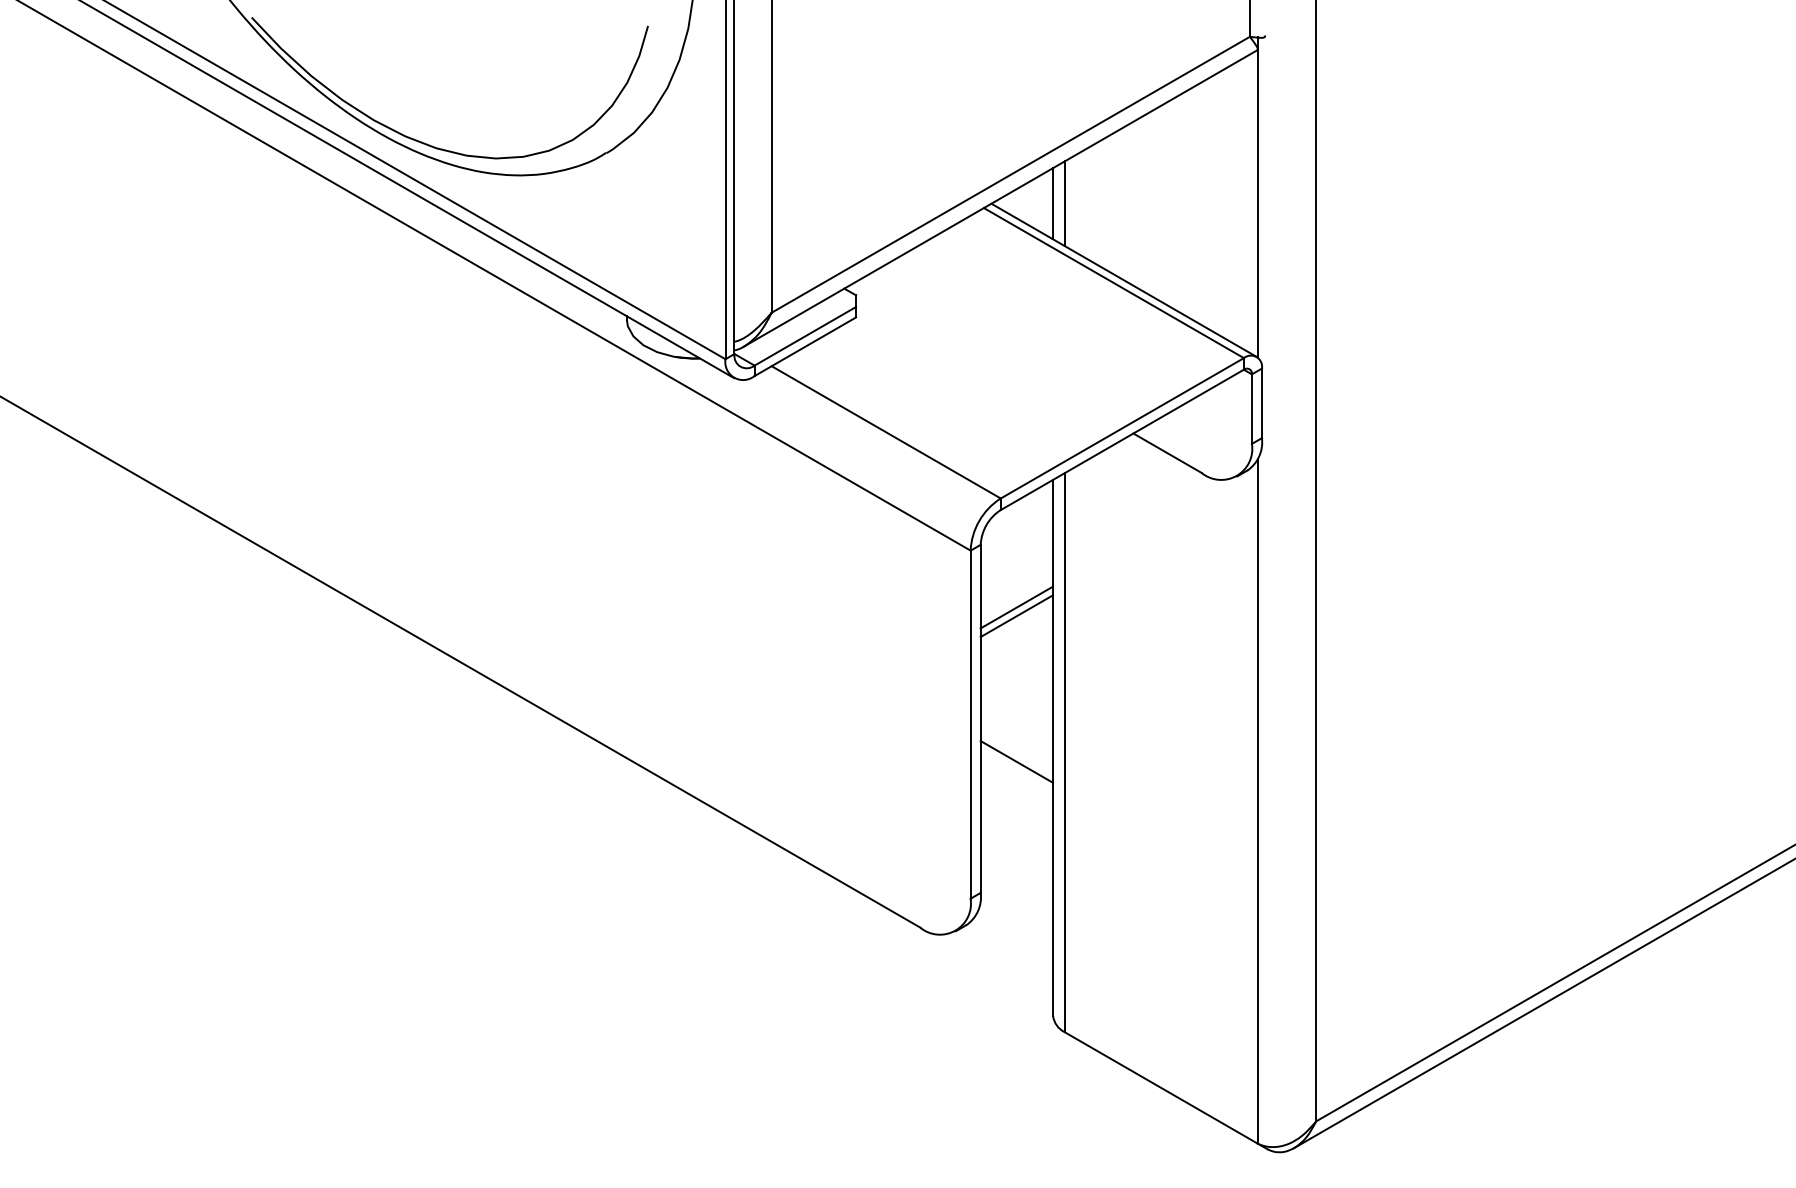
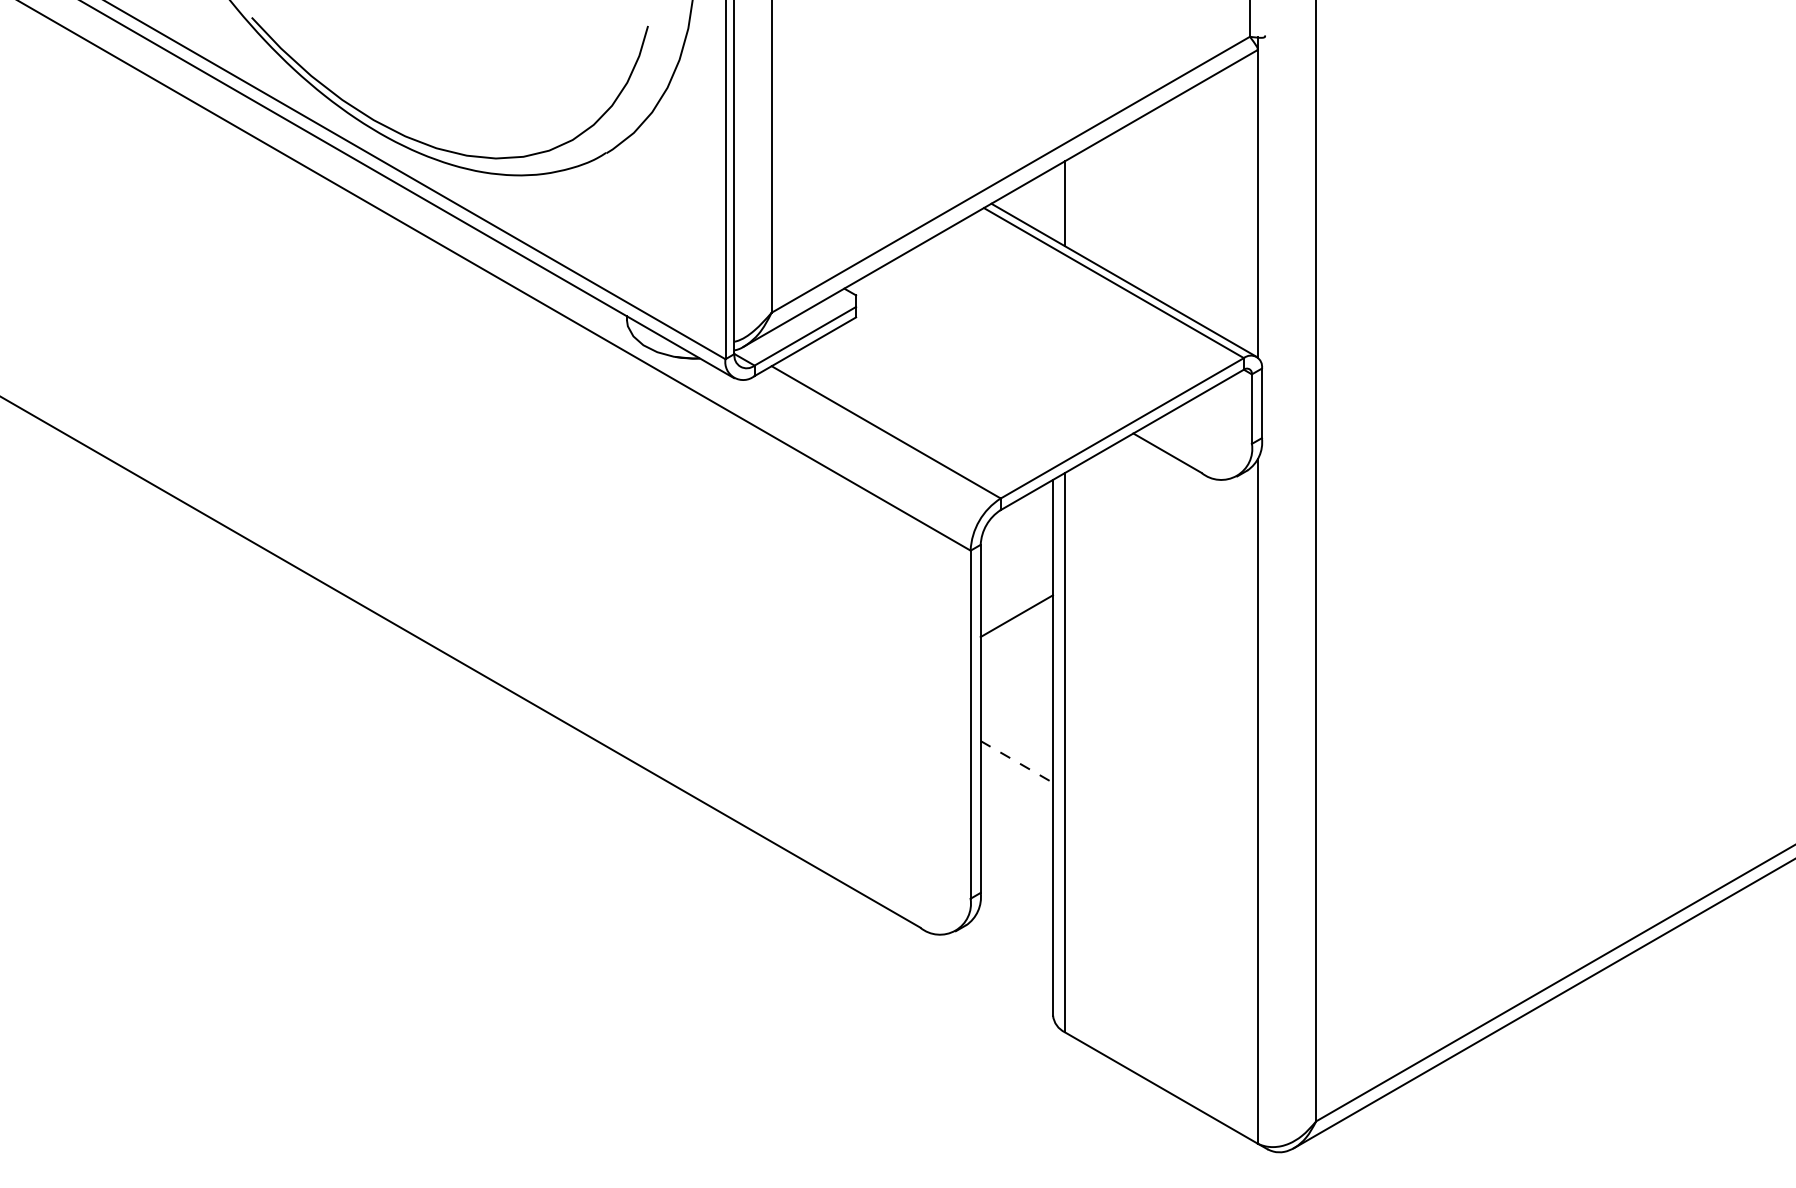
line: present -> none (1052, 203)
line: present -> none (1016, 607)
line: solid -> dashed (1016, 761)
